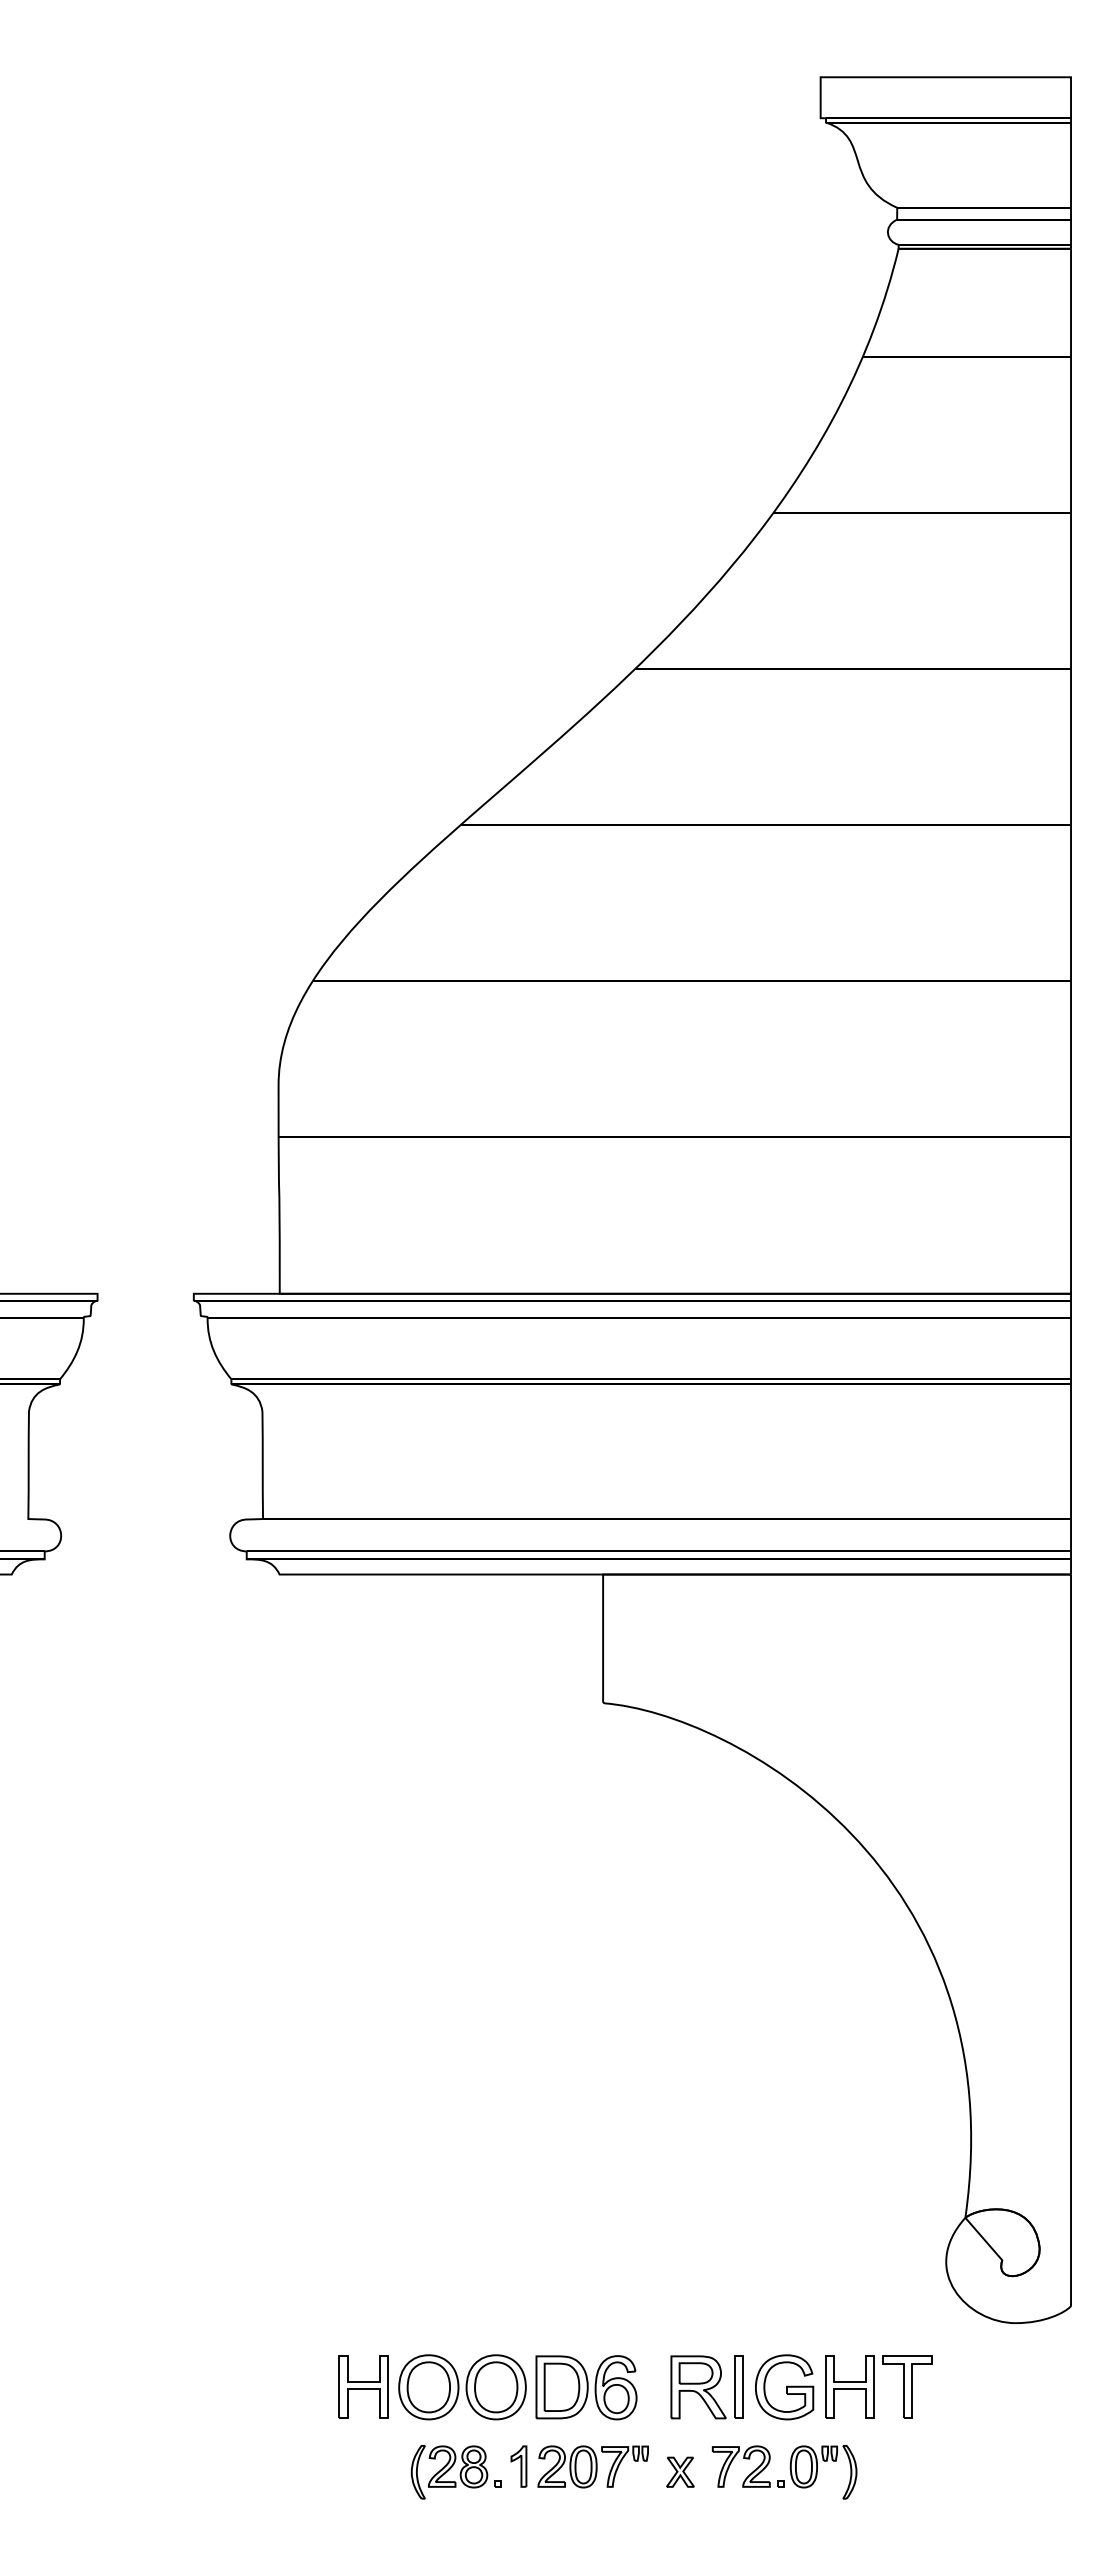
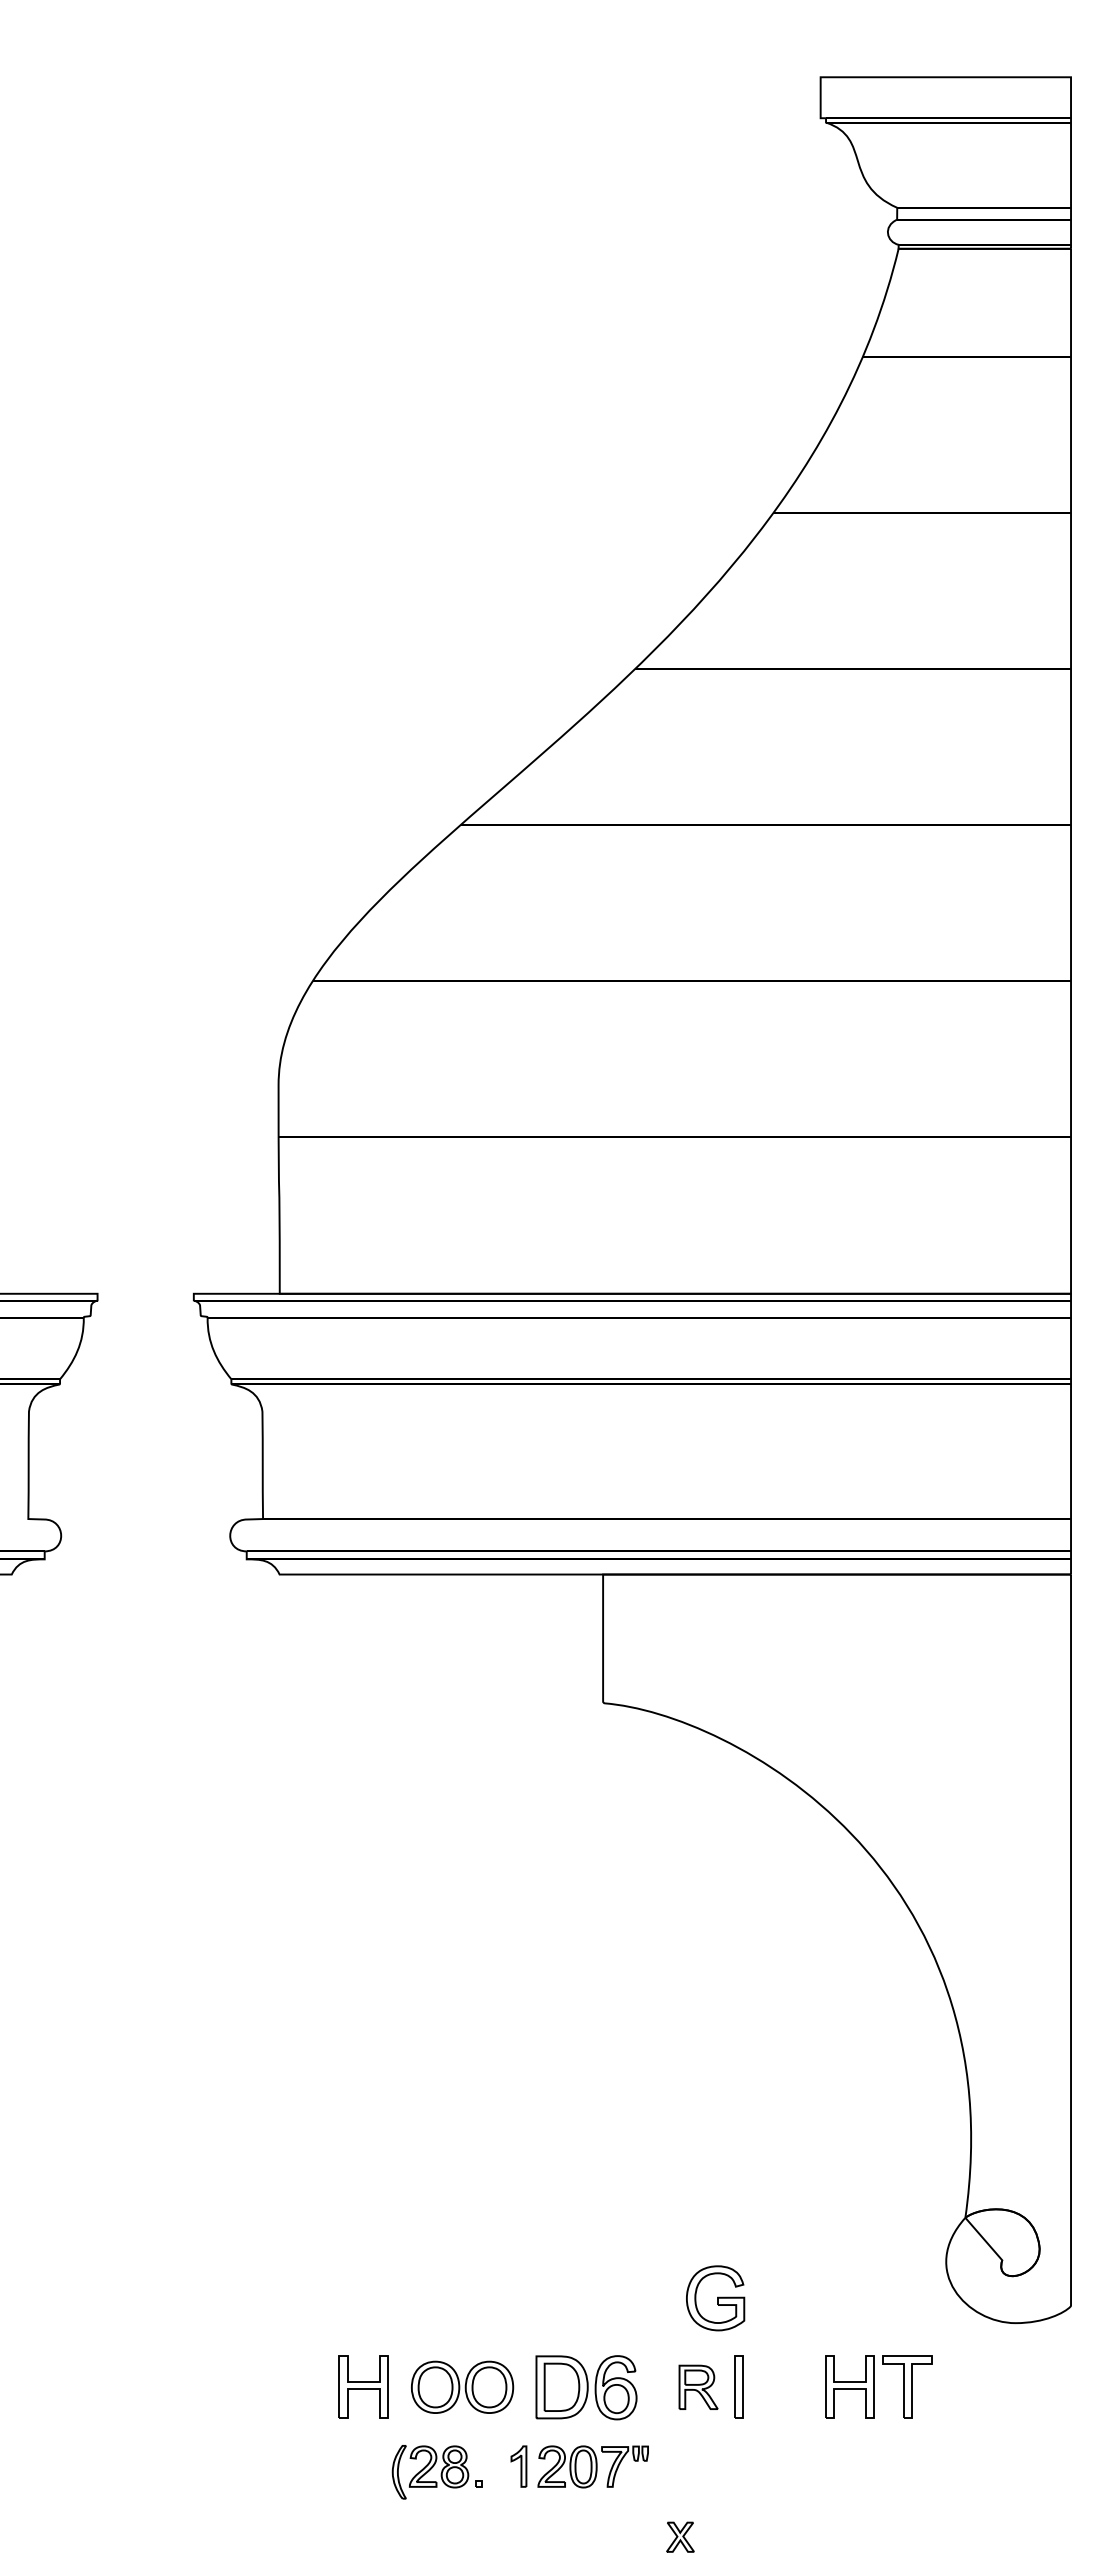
part size: 129x67 px -> 104x54 px (462, 2386)
part size: 57x65 px -> 41x46 px (698, 2386)
part position: (784, 2387) -> (715, 2298) (715, 2298)
part position: (680, 2471) -> (680, 2536) (680, 2536)
part position: (455, 2472) -> (436, 2472) (436, 2472)
part: present -> none (784, 2472)
